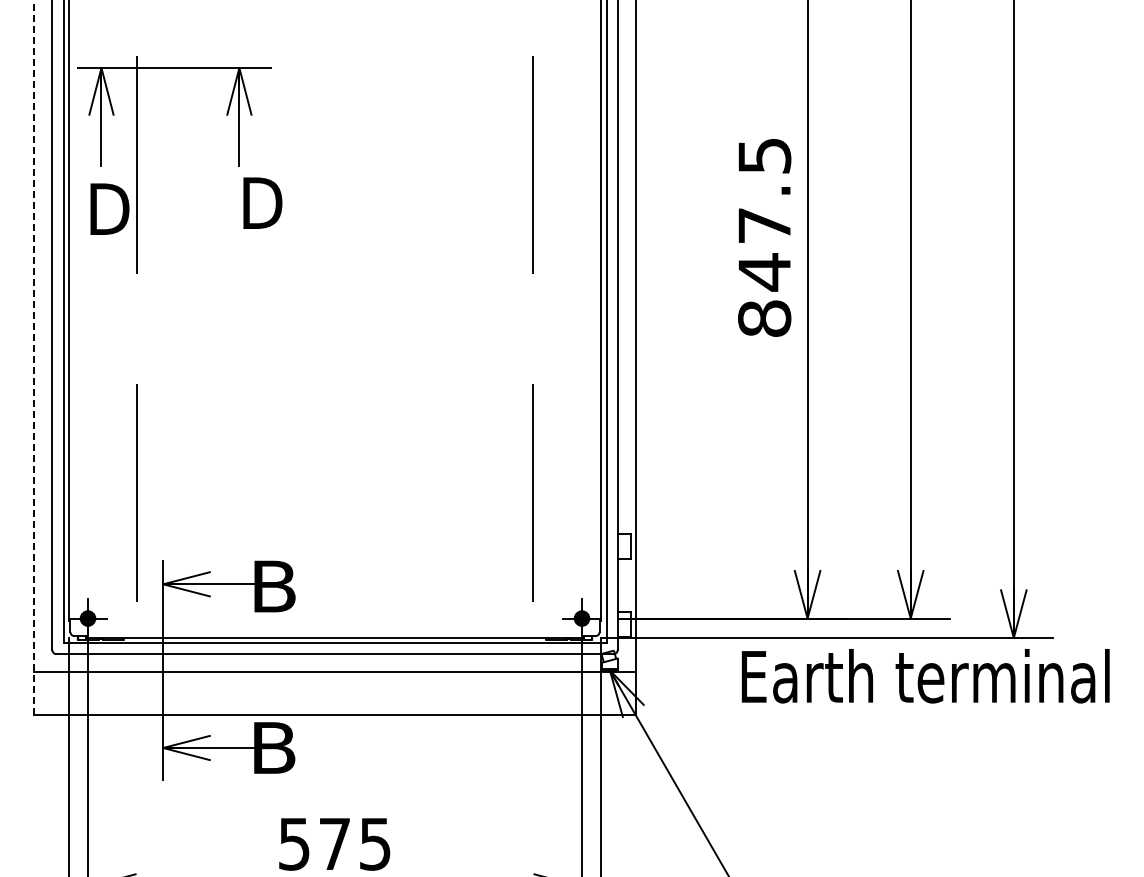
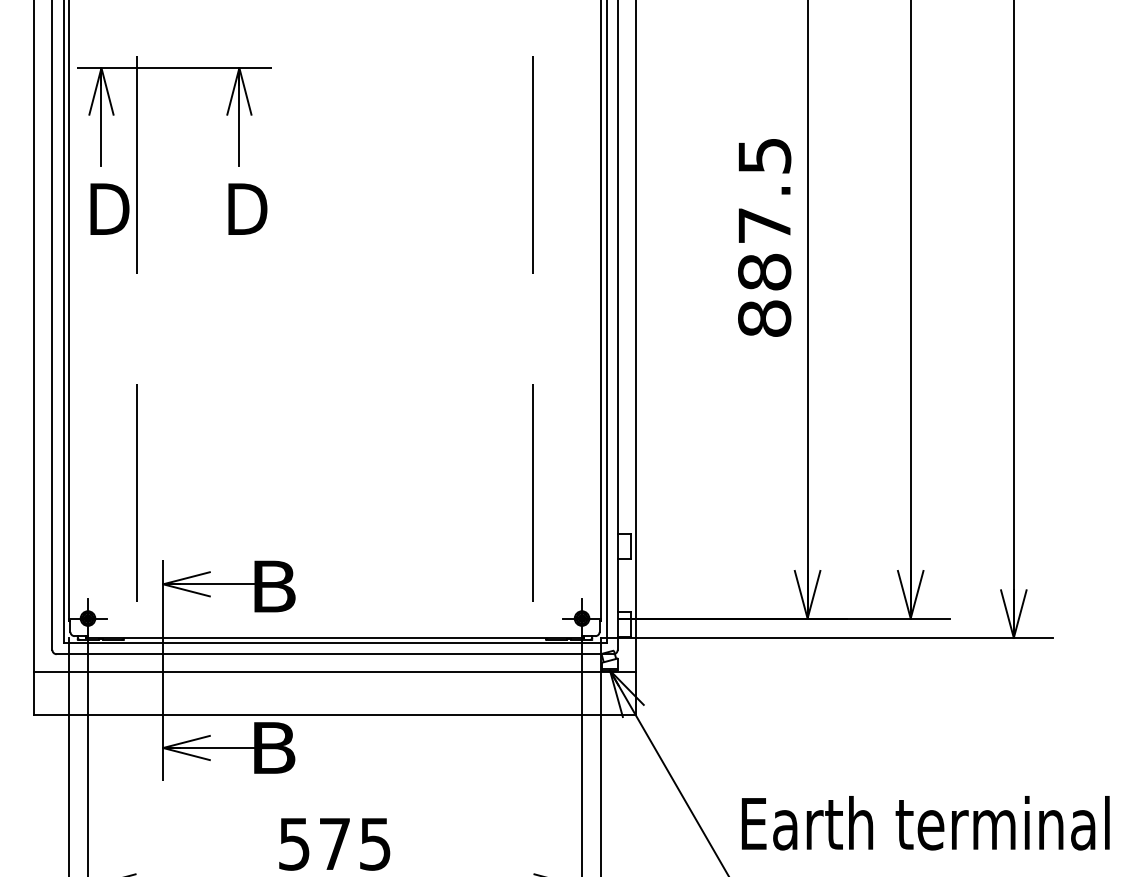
text position: (262, 202) -> (247, 208) (247, 208)
text: 847.5 -> 887.5 (764, 272)
line: dashed -> solid (34, 357)
text position: (925, 676) -> (925, 823) (925, 823)
